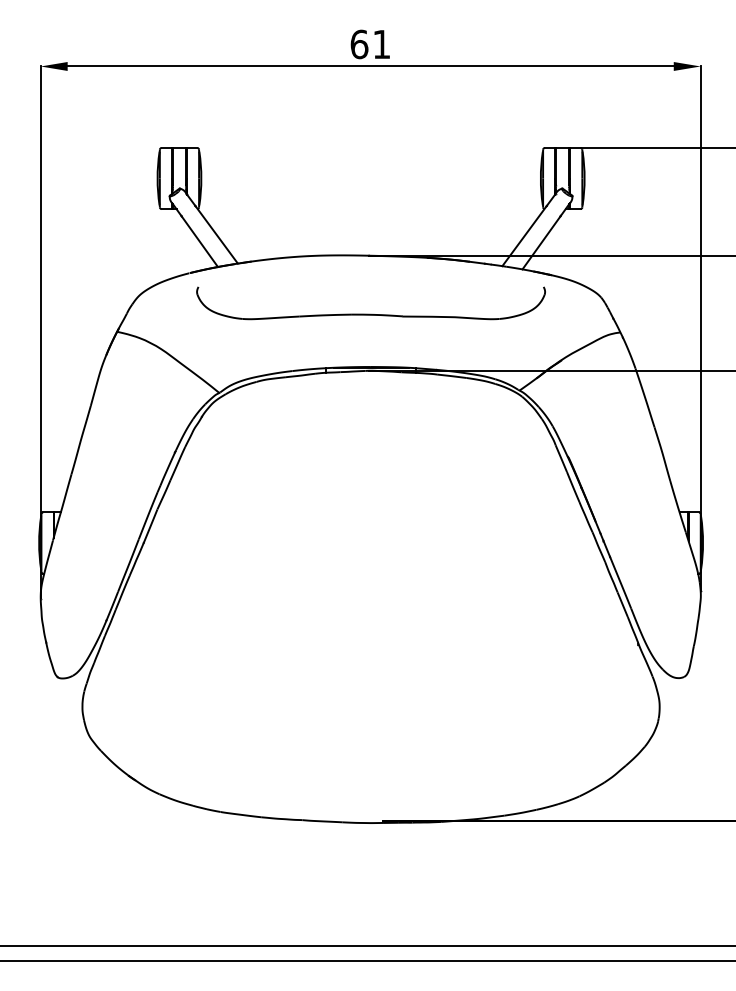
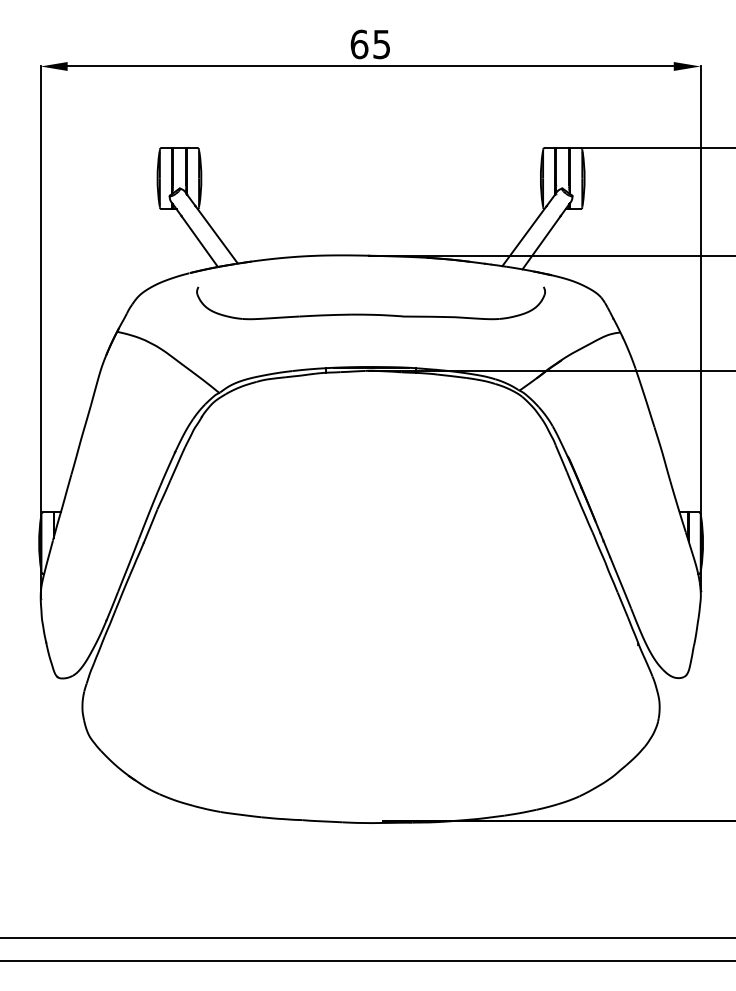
text: 61 -> 65 (381, 44)
line position: (367, 946) -> (367, 938) (367, 938)
